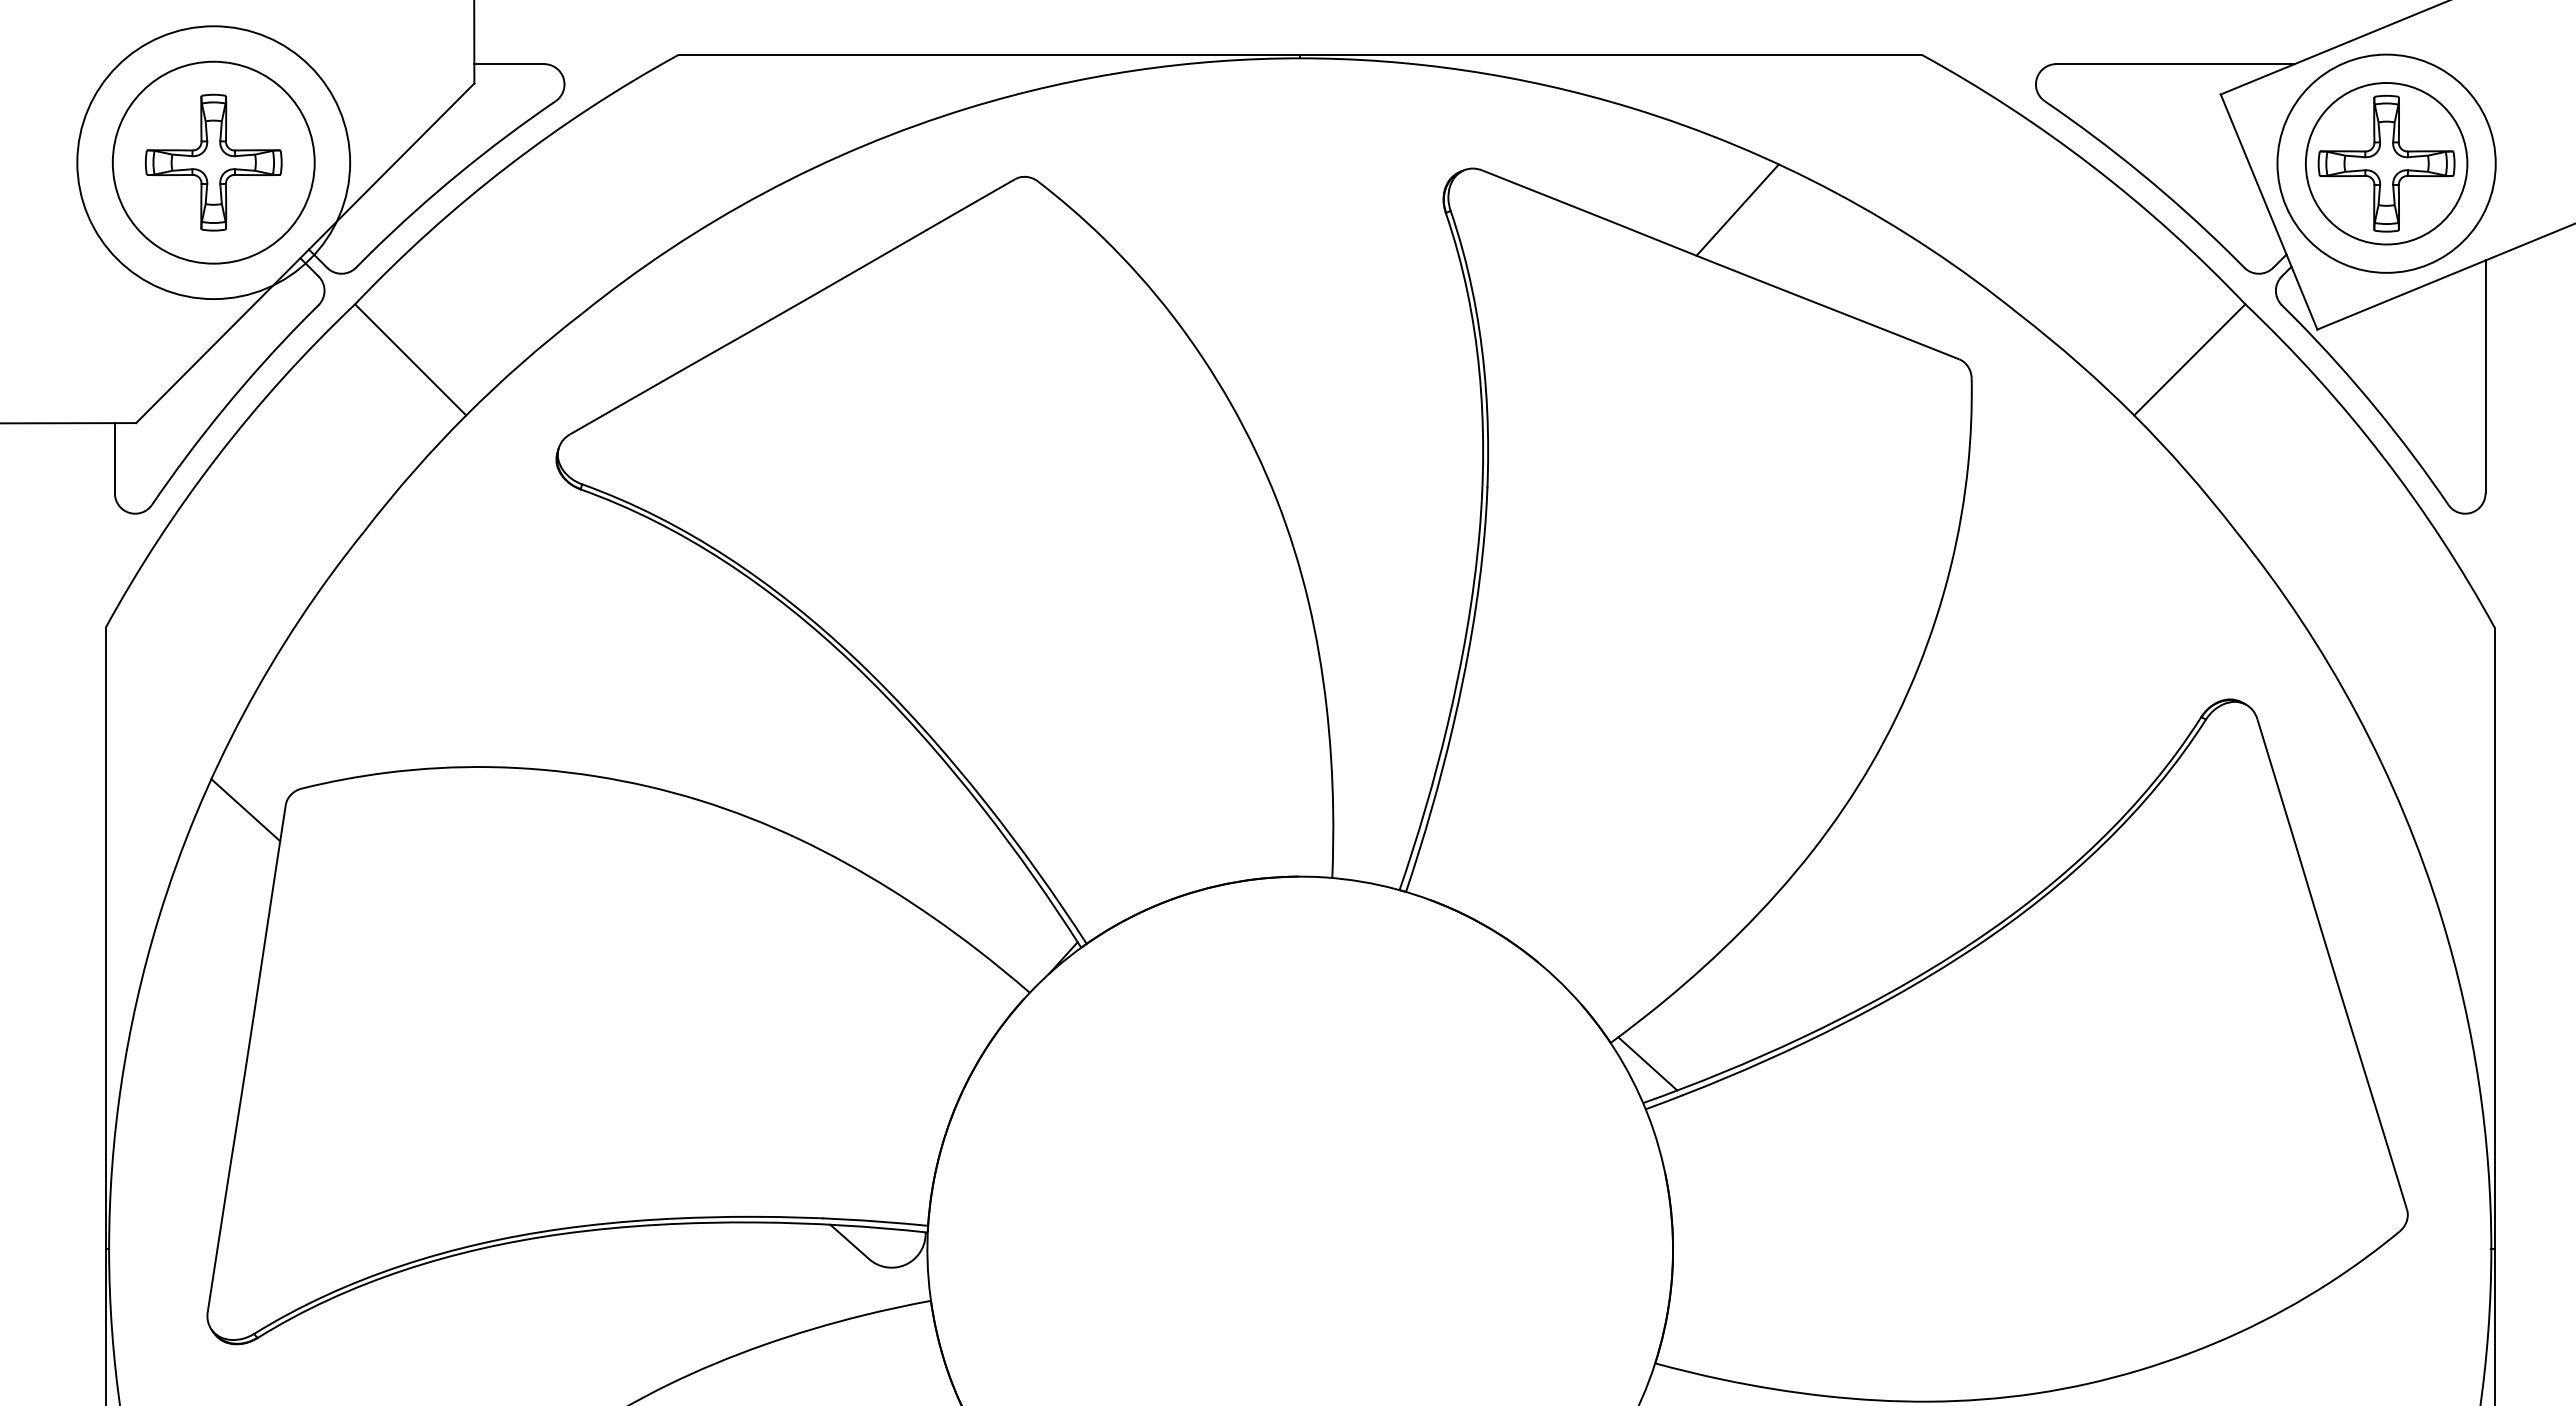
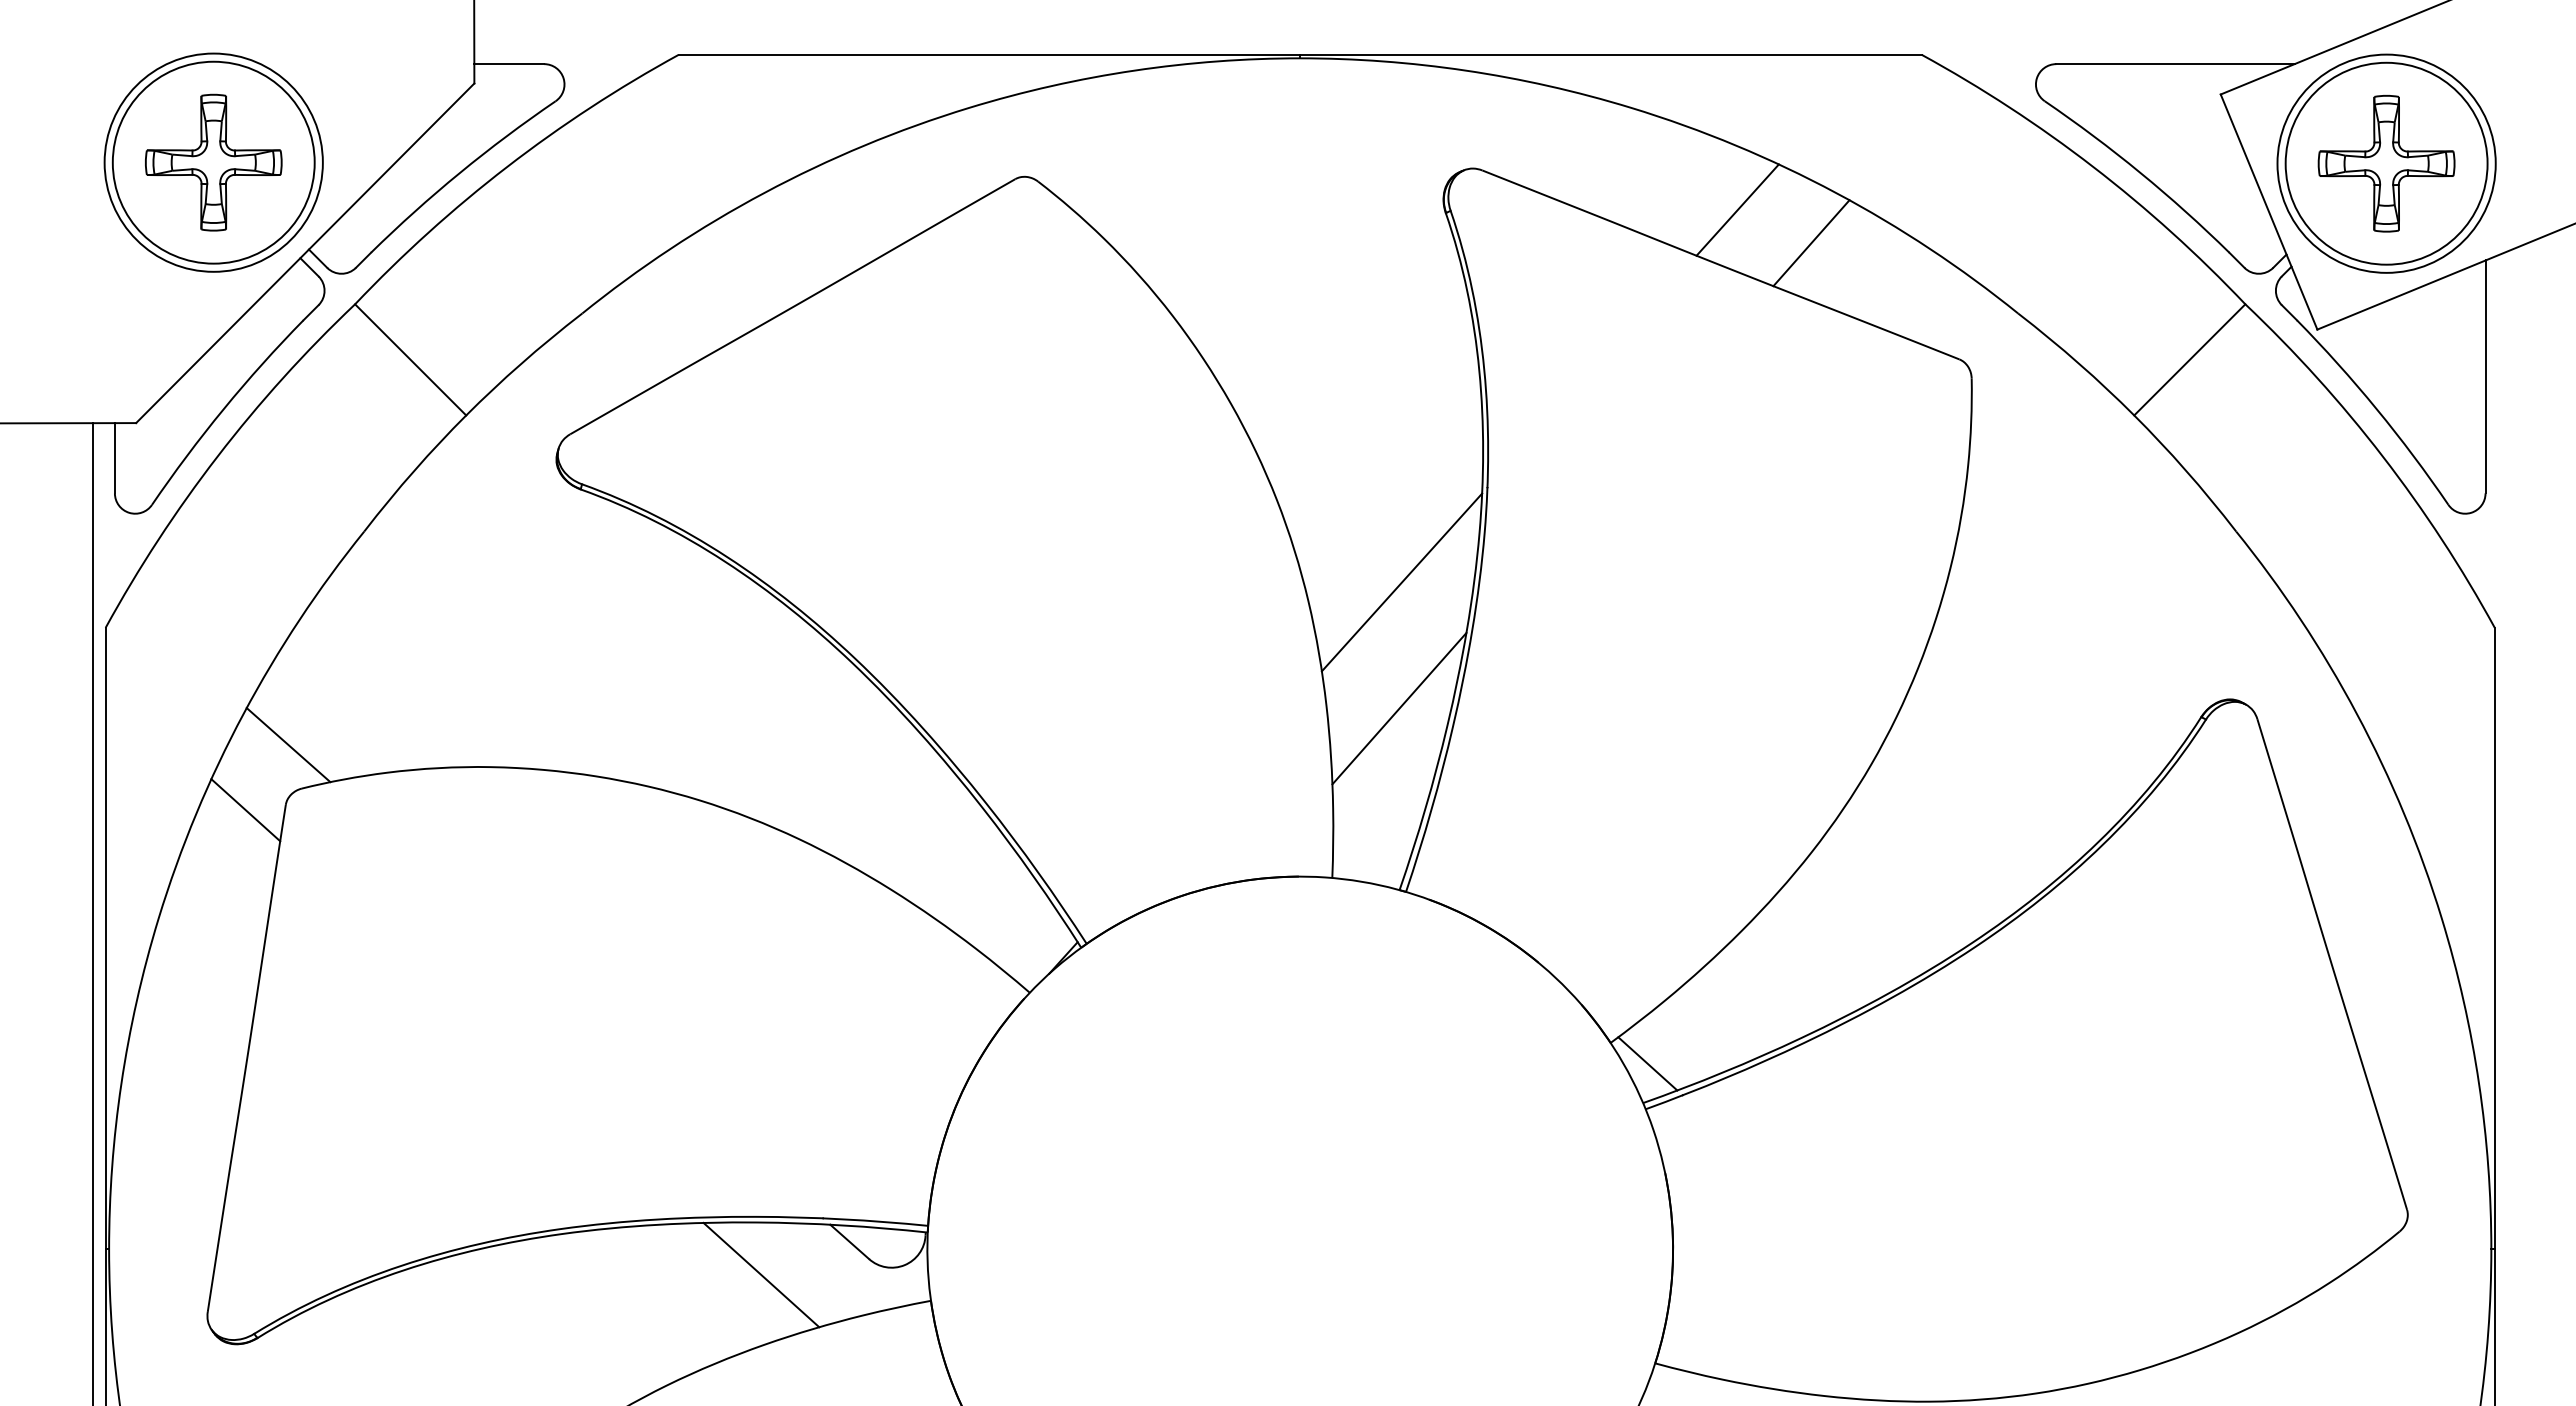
circle diameter: 273 px -> 218 px (213, 162)
circle diameter: 162 px -> 202 px (2386, 163)
line: none -> present (1811, 243)
line: none -> present (1401, 582)
line: none -> present (1399, 708)
line: none -> present (288, 745)
line: none -> present (92, 912)
line: none -> present (761, 1274)
